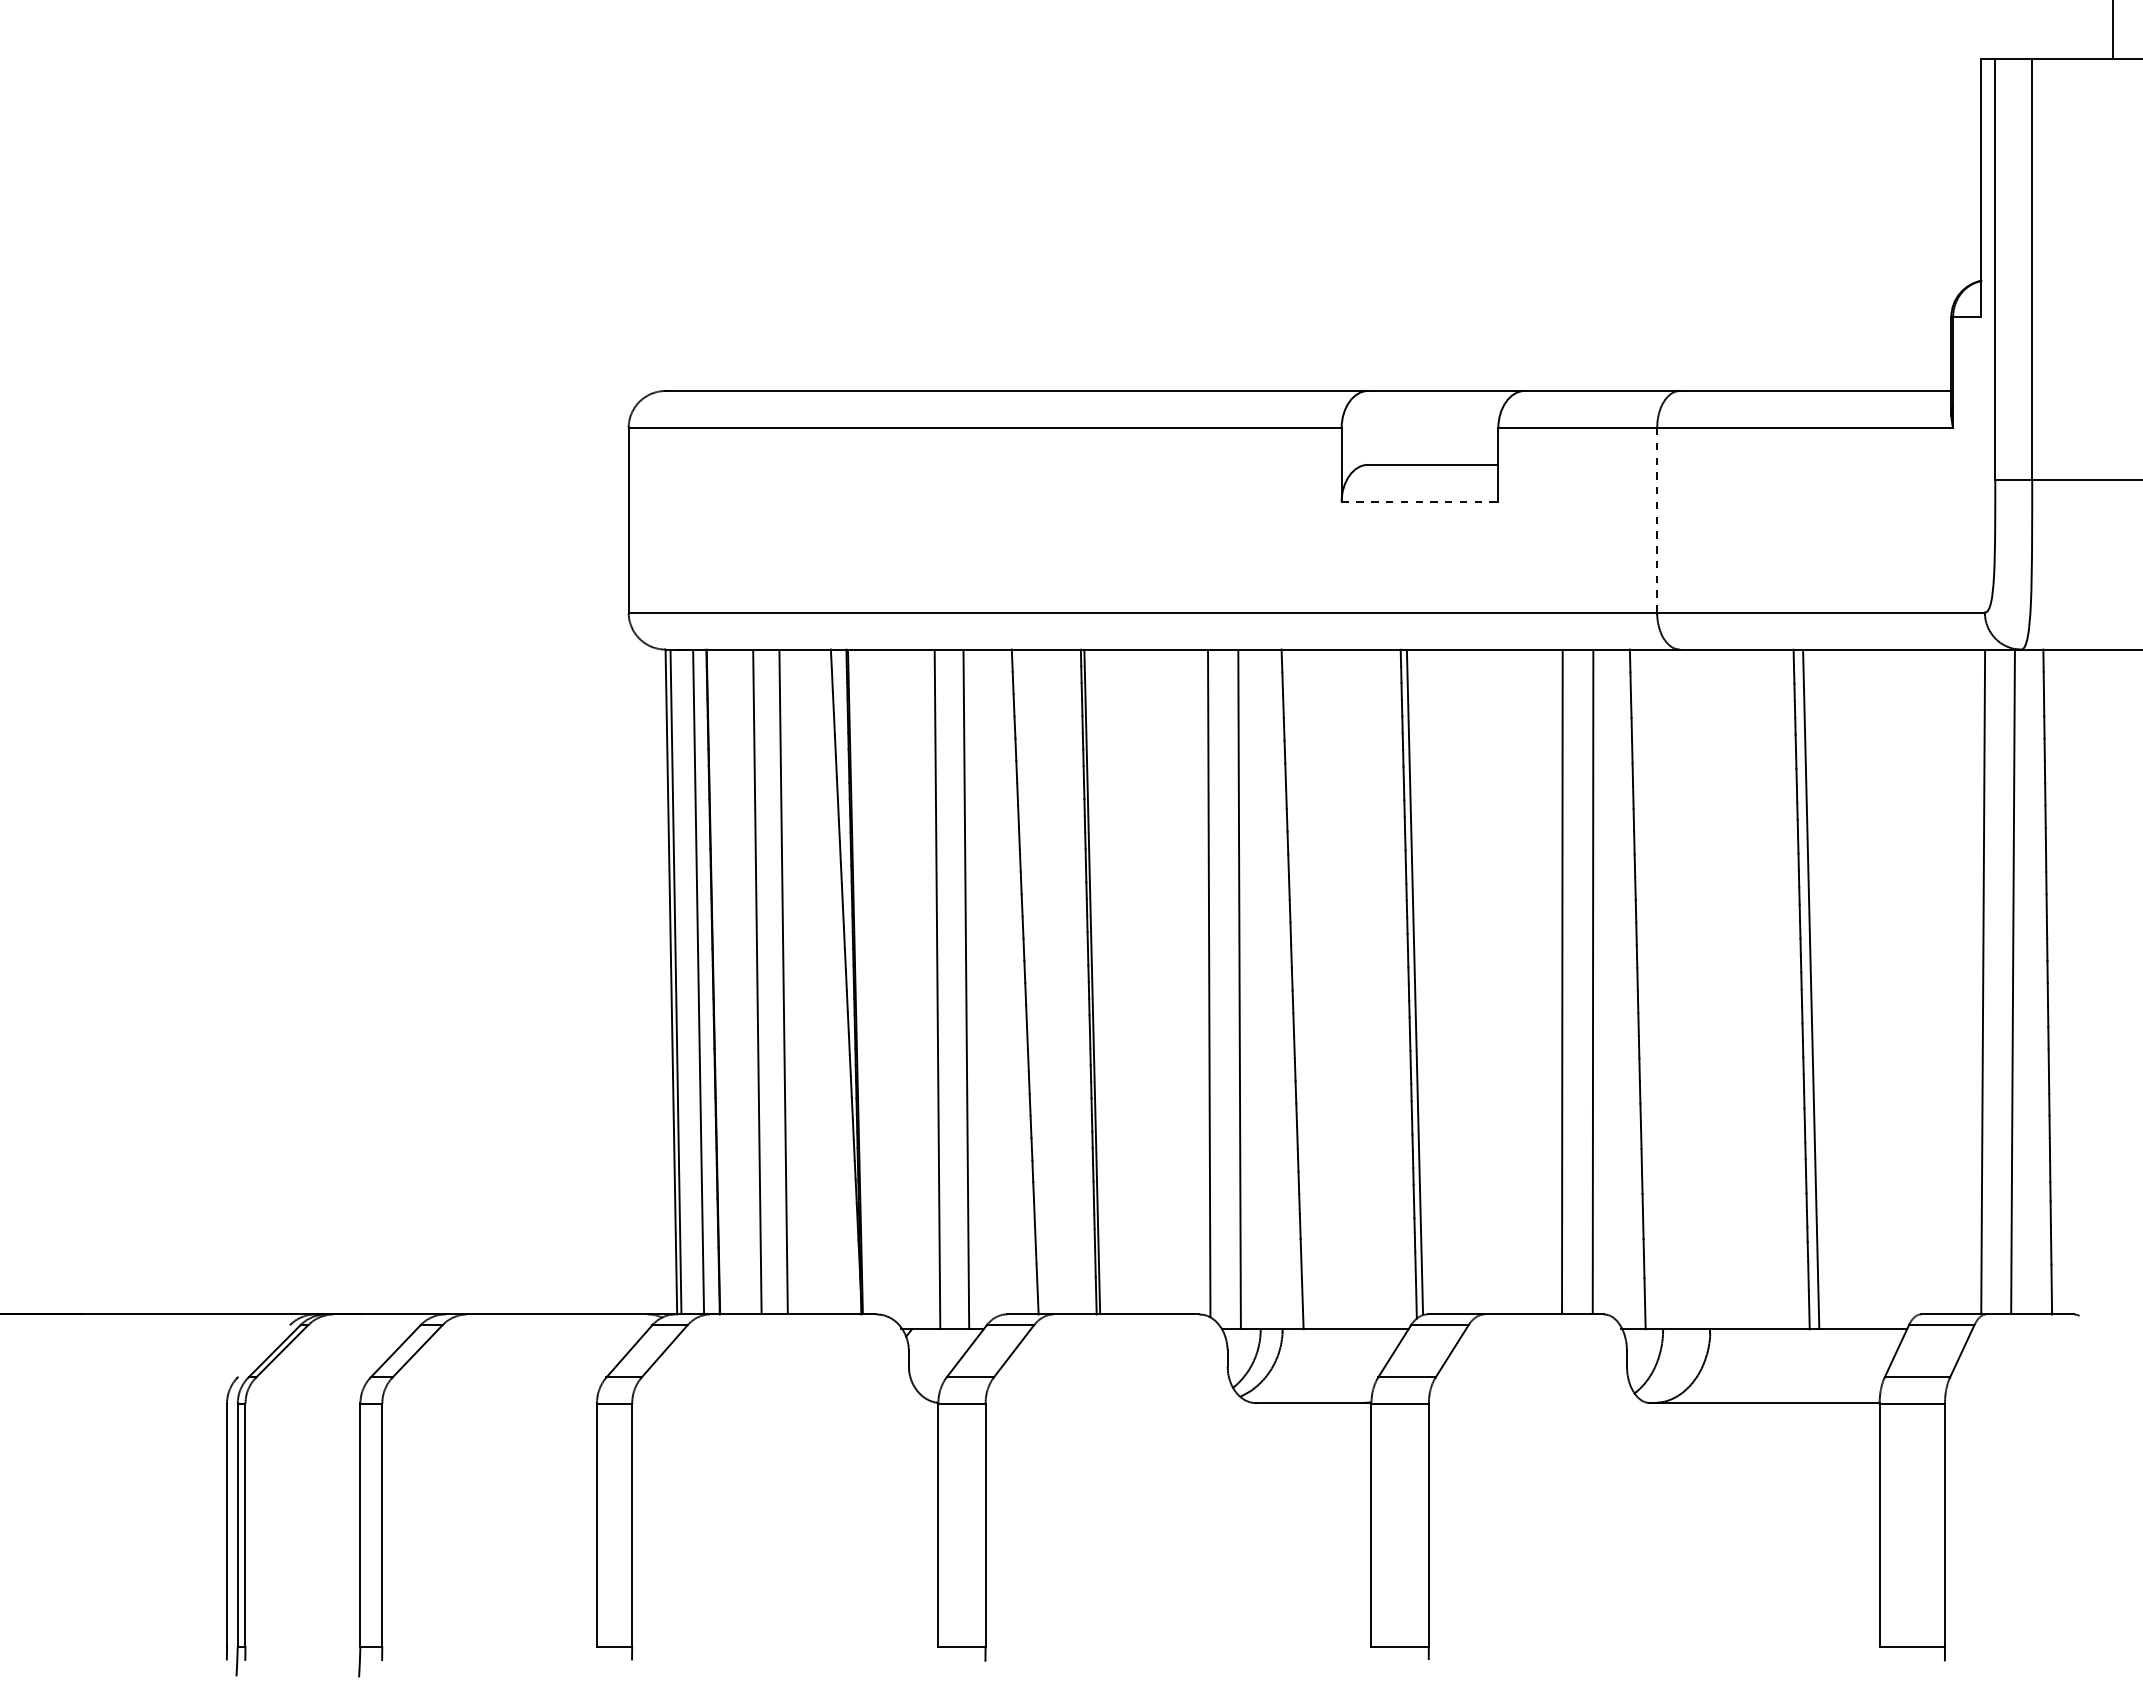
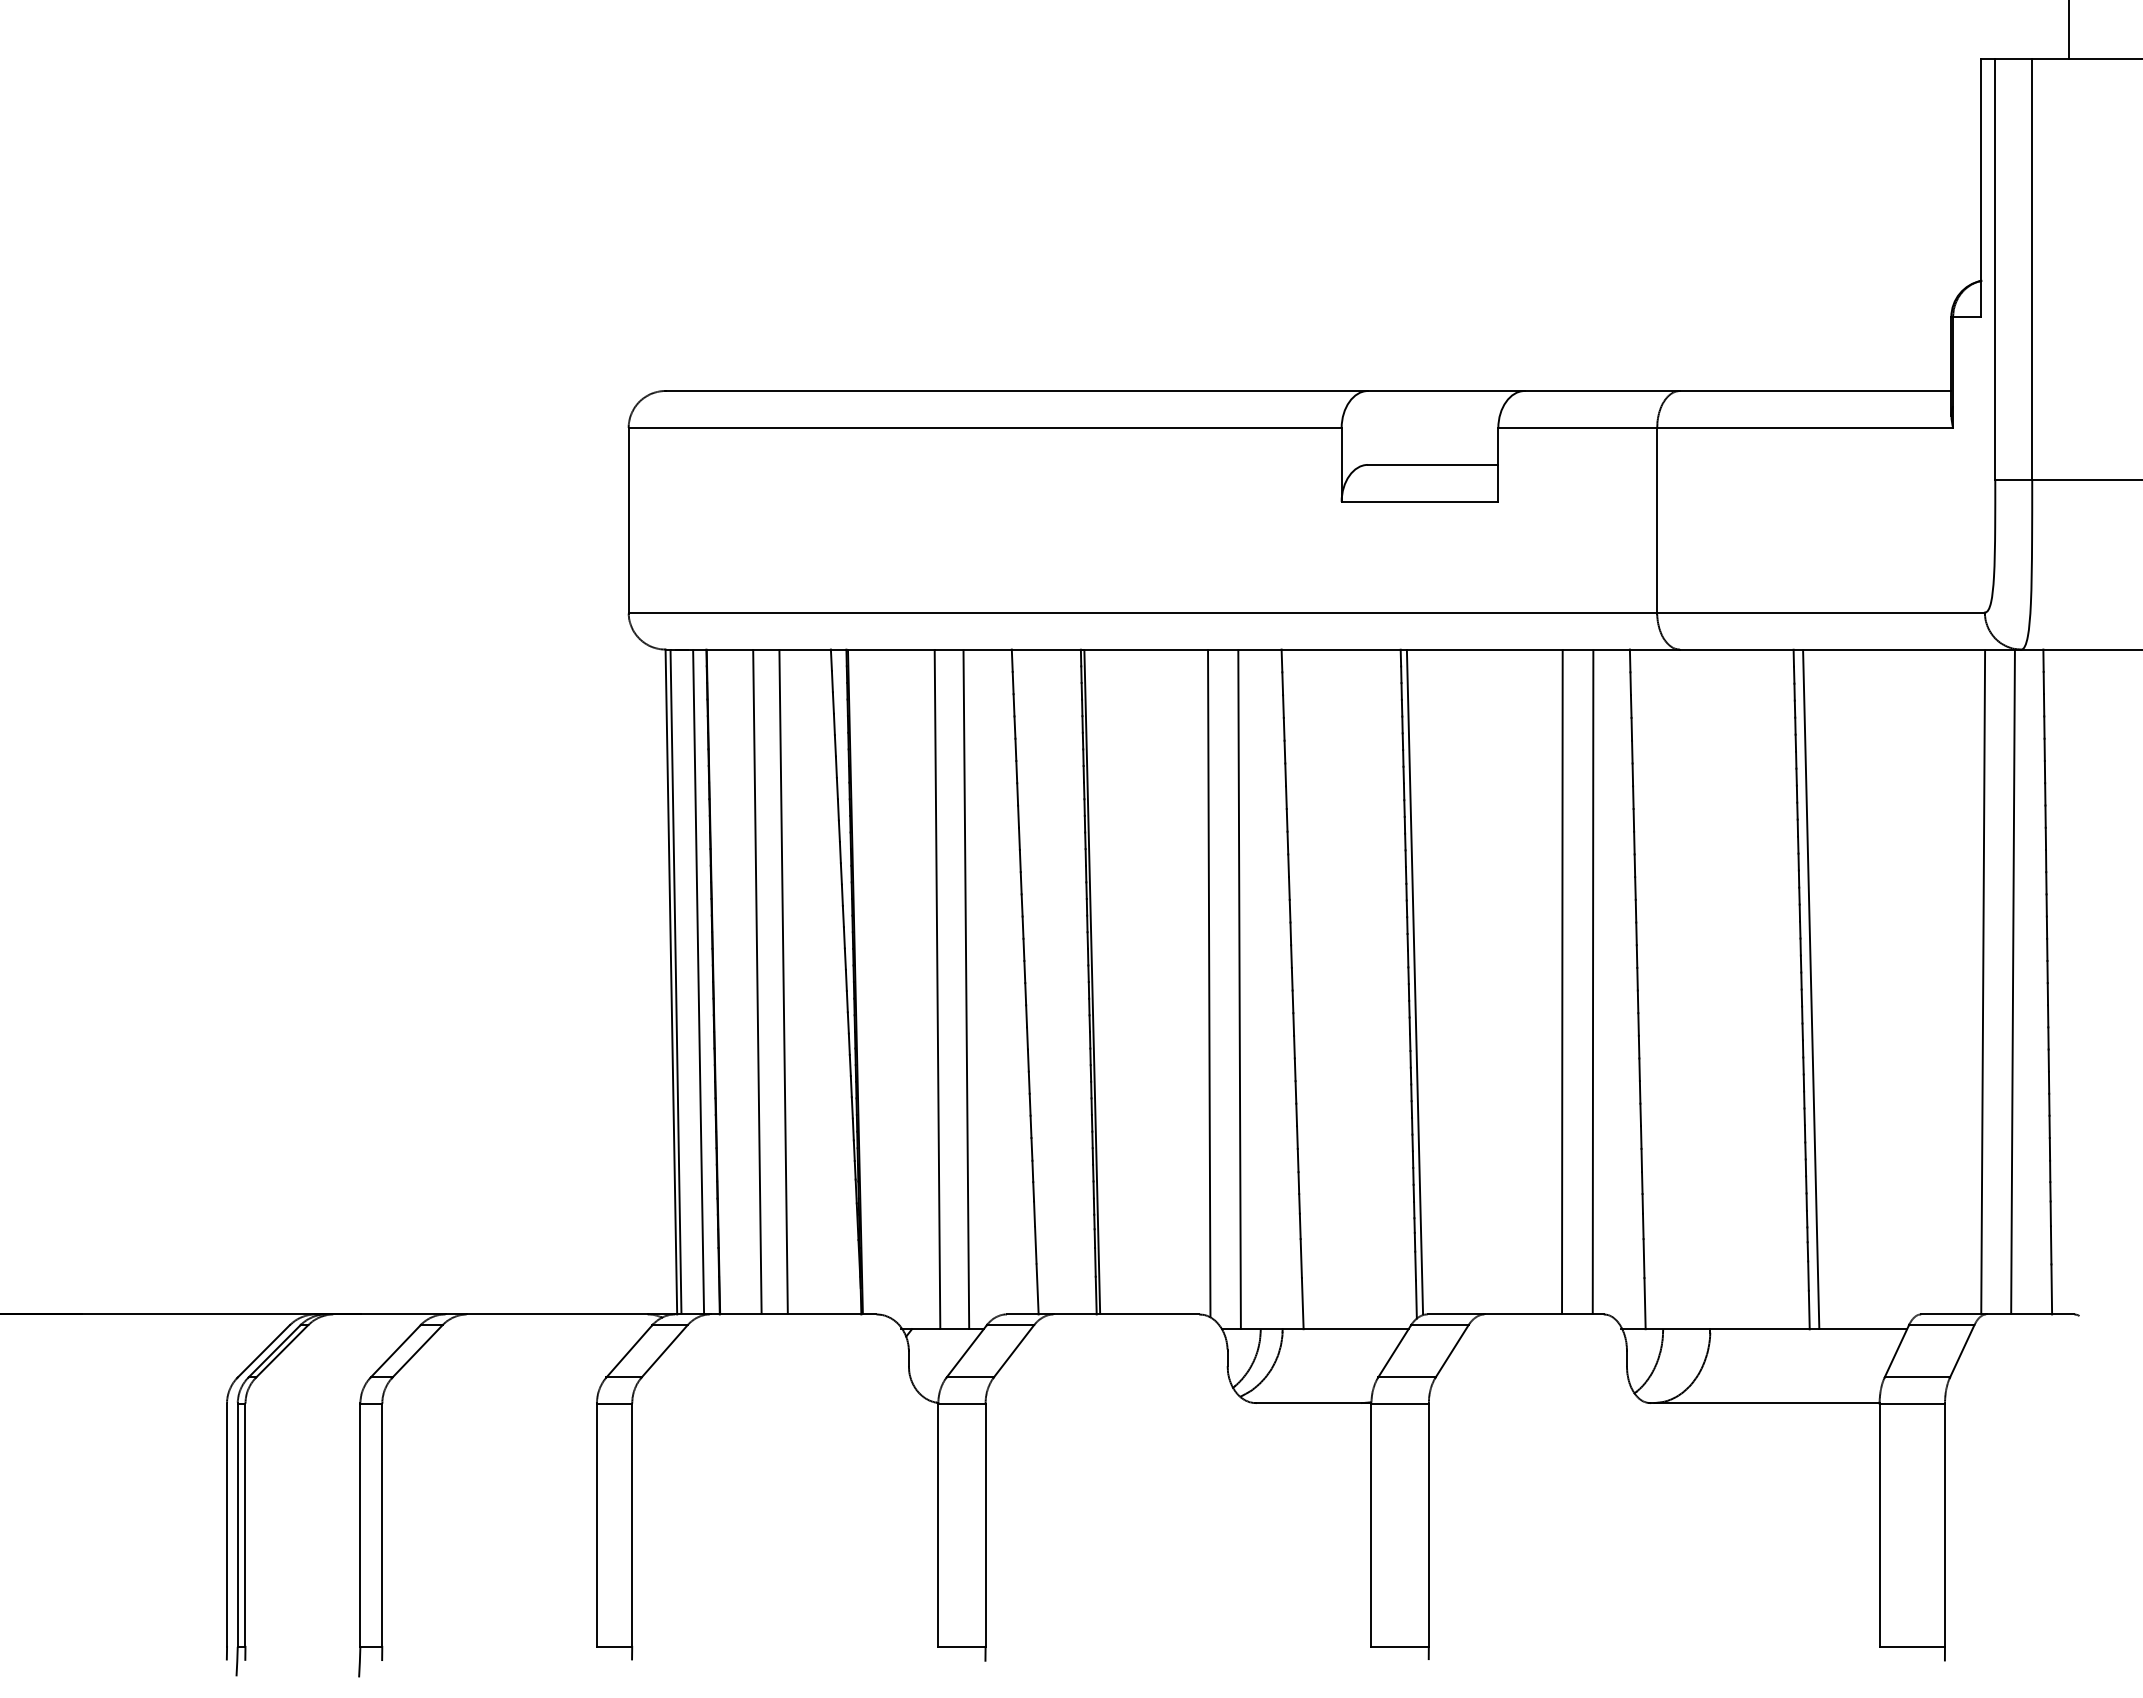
line position: (2113, 30) -> (2069, 30) (2069, 30)
line: dashed -> solid (1420, 501)
line: dashed -> solid (1657, 520)
line: none -> present (263, 1351)
